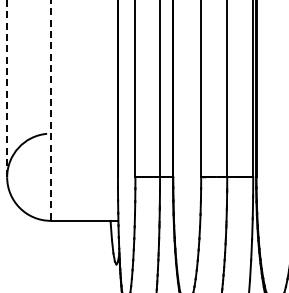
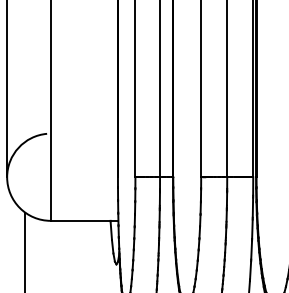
line: dashed -> solid (7, 88)
line: dashed -> solid (50, 111)
line: none -> present (25, 250)
